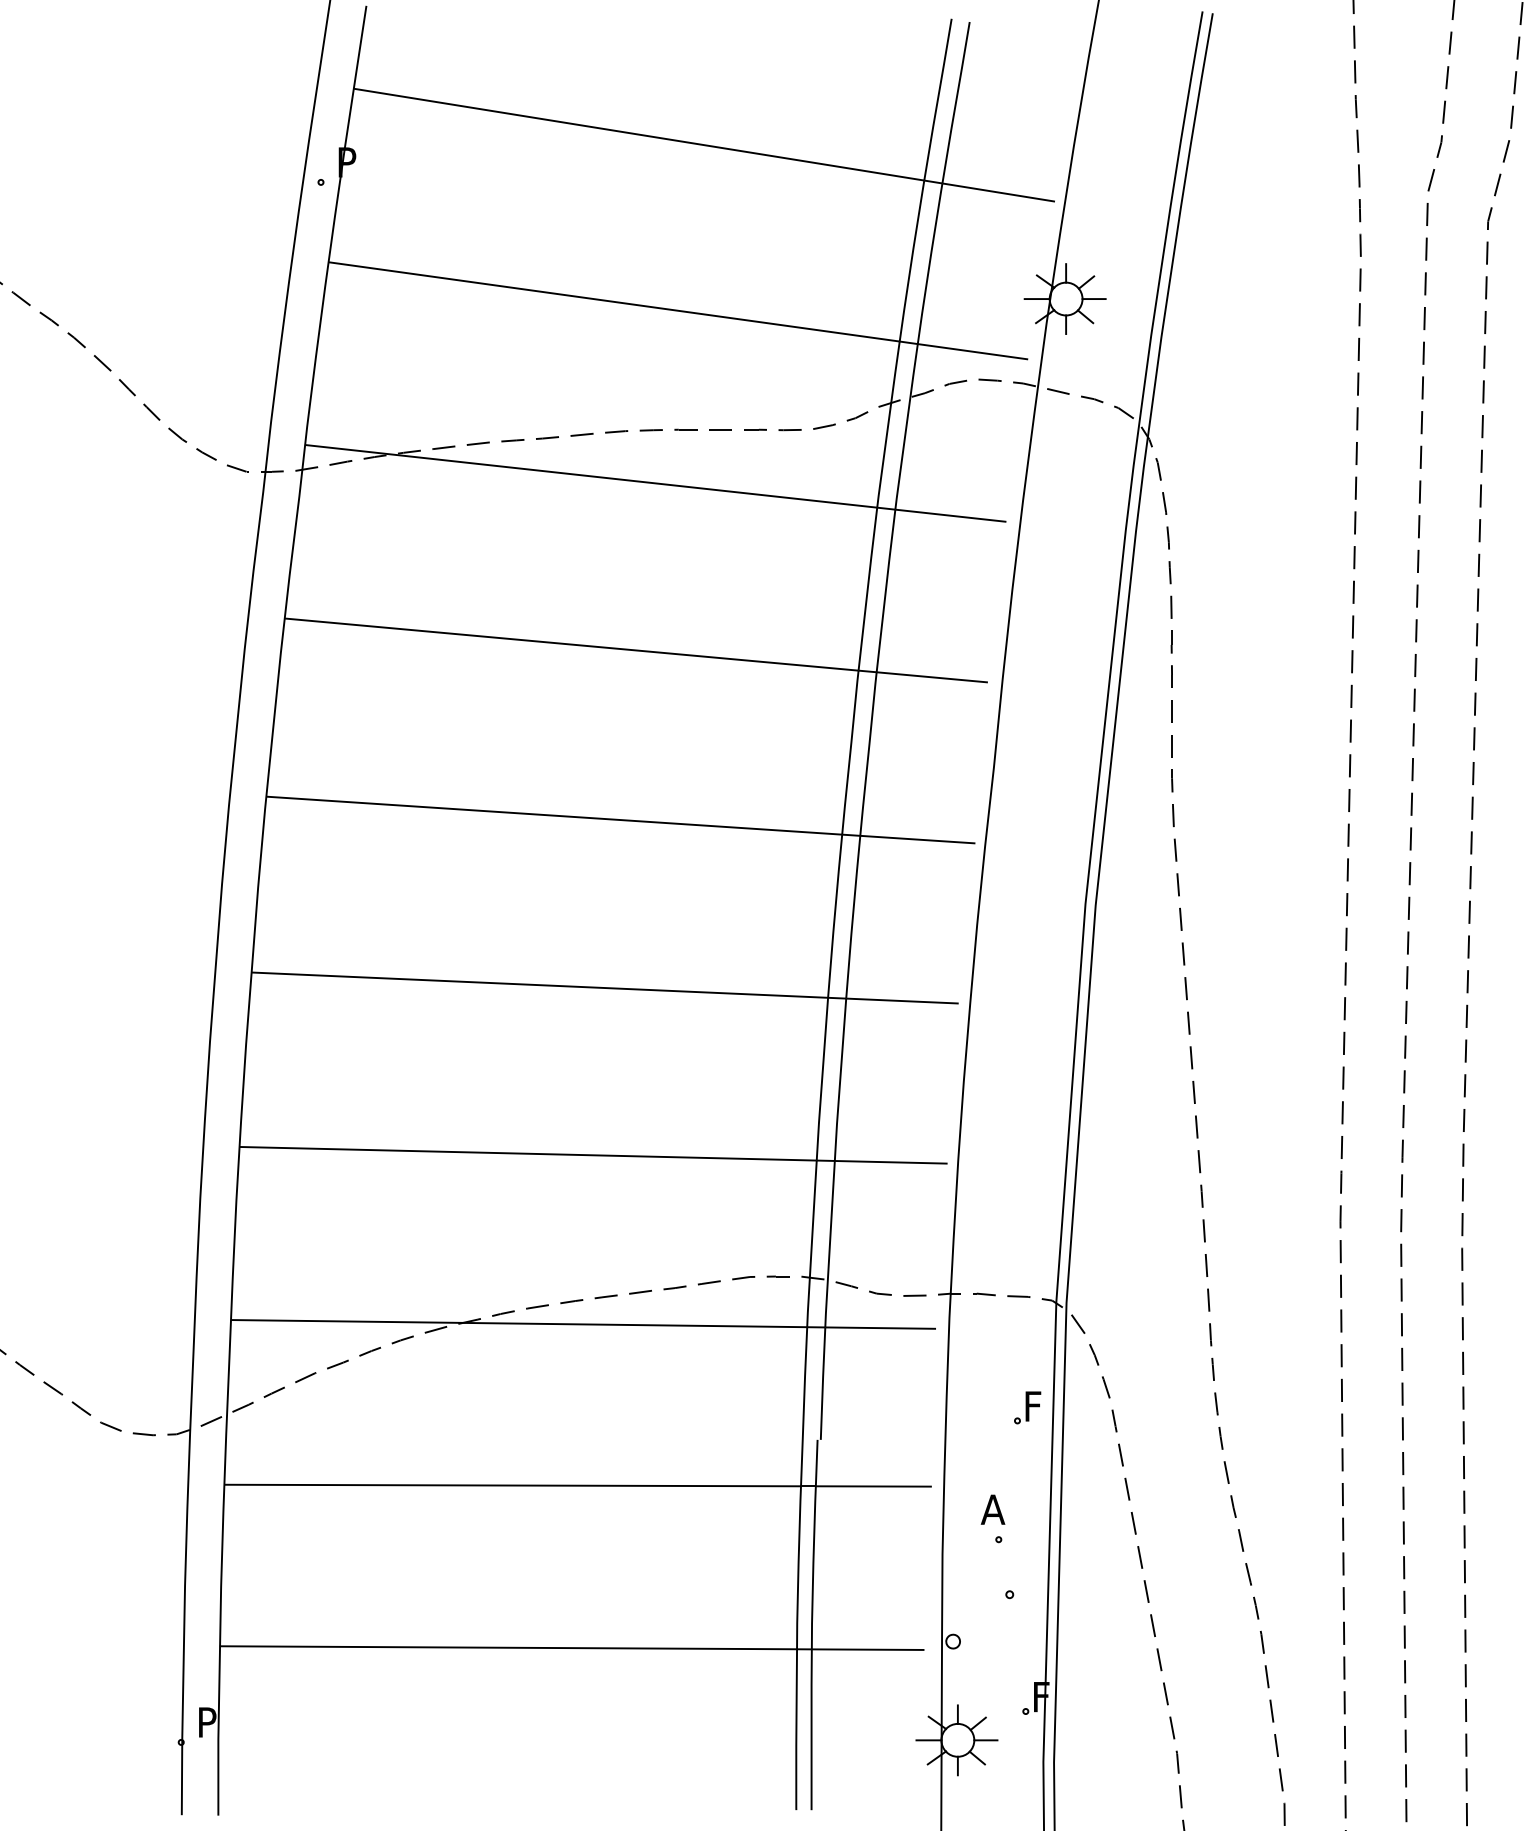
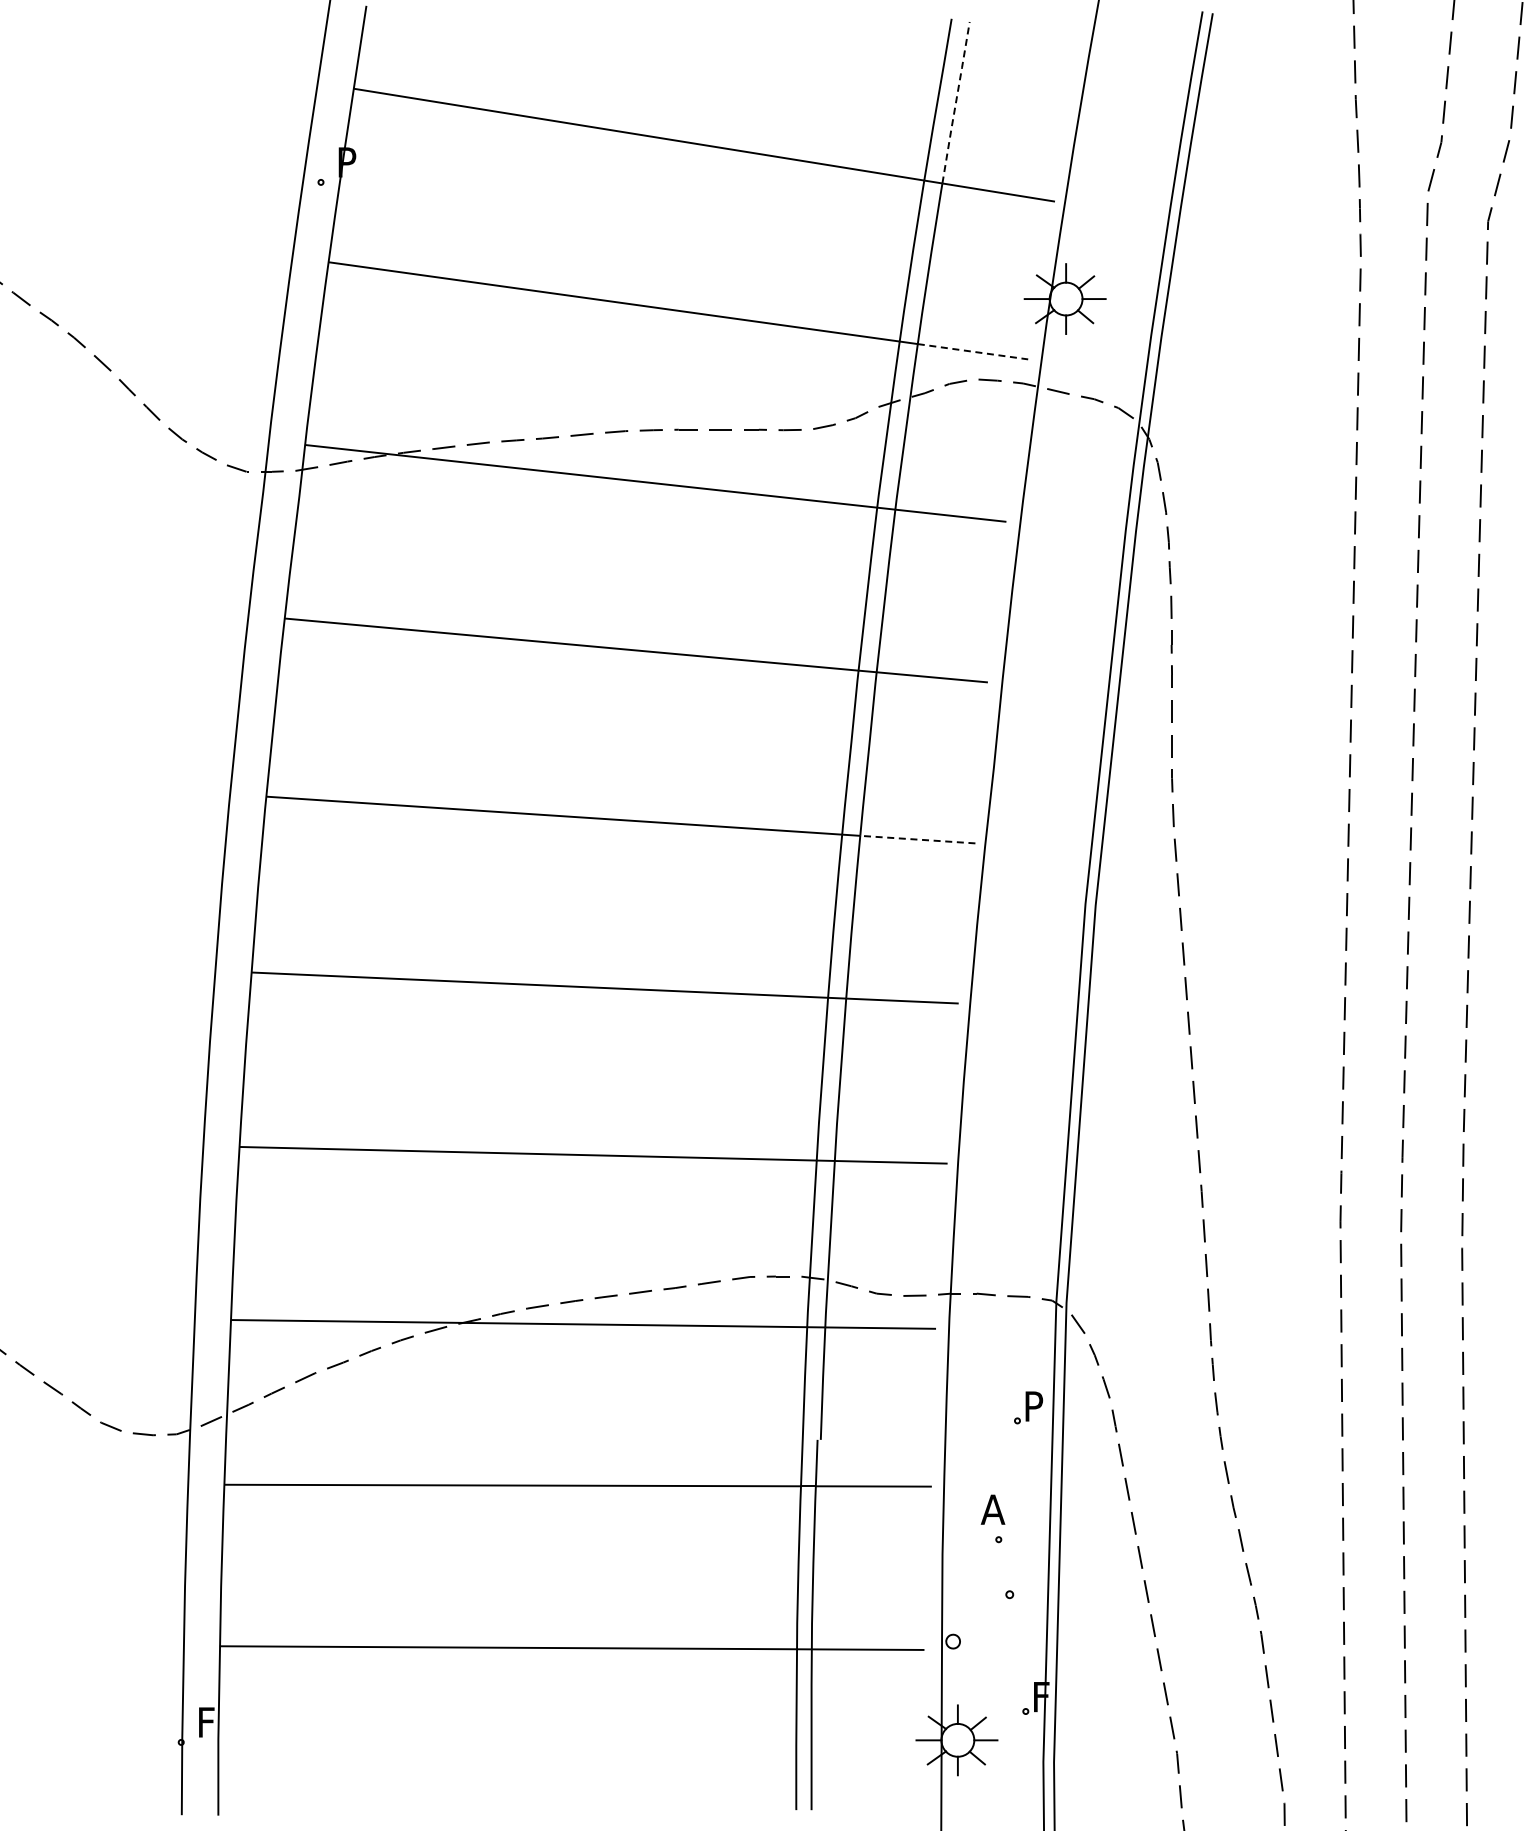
line: solid -> dashed (956, 102)
line: solid -> dashed (972, 351)
line: solid -> dashed (917, 839)
text: F -> P (1036, 1400)
text: P -> F (209, 1716)
